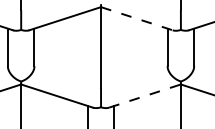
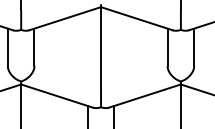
line: dashed -> solid (136, 18)
line: dashed -> solid (145, 96)
